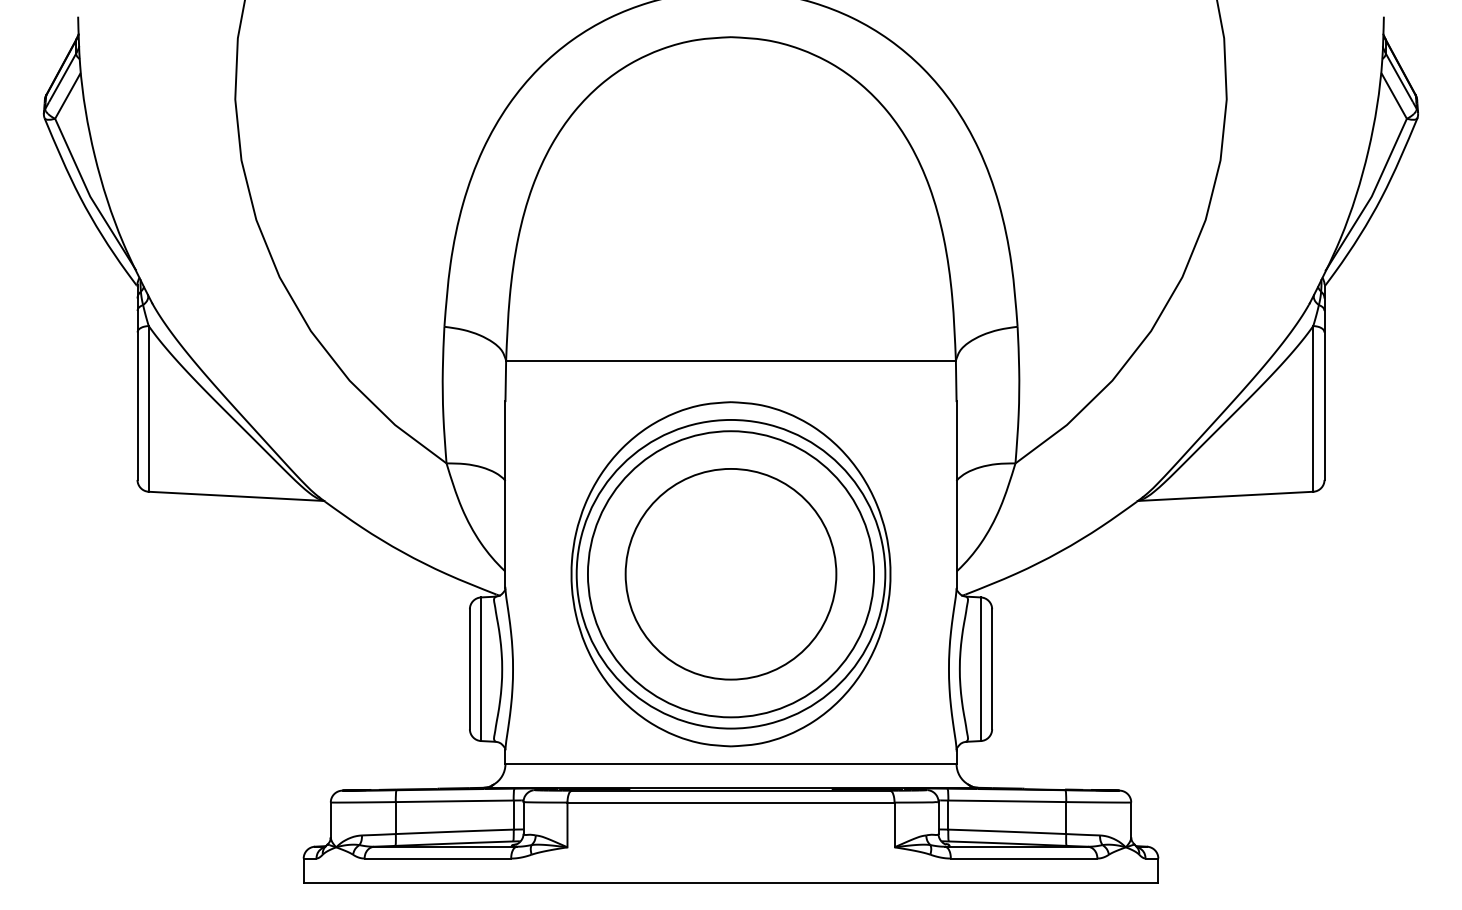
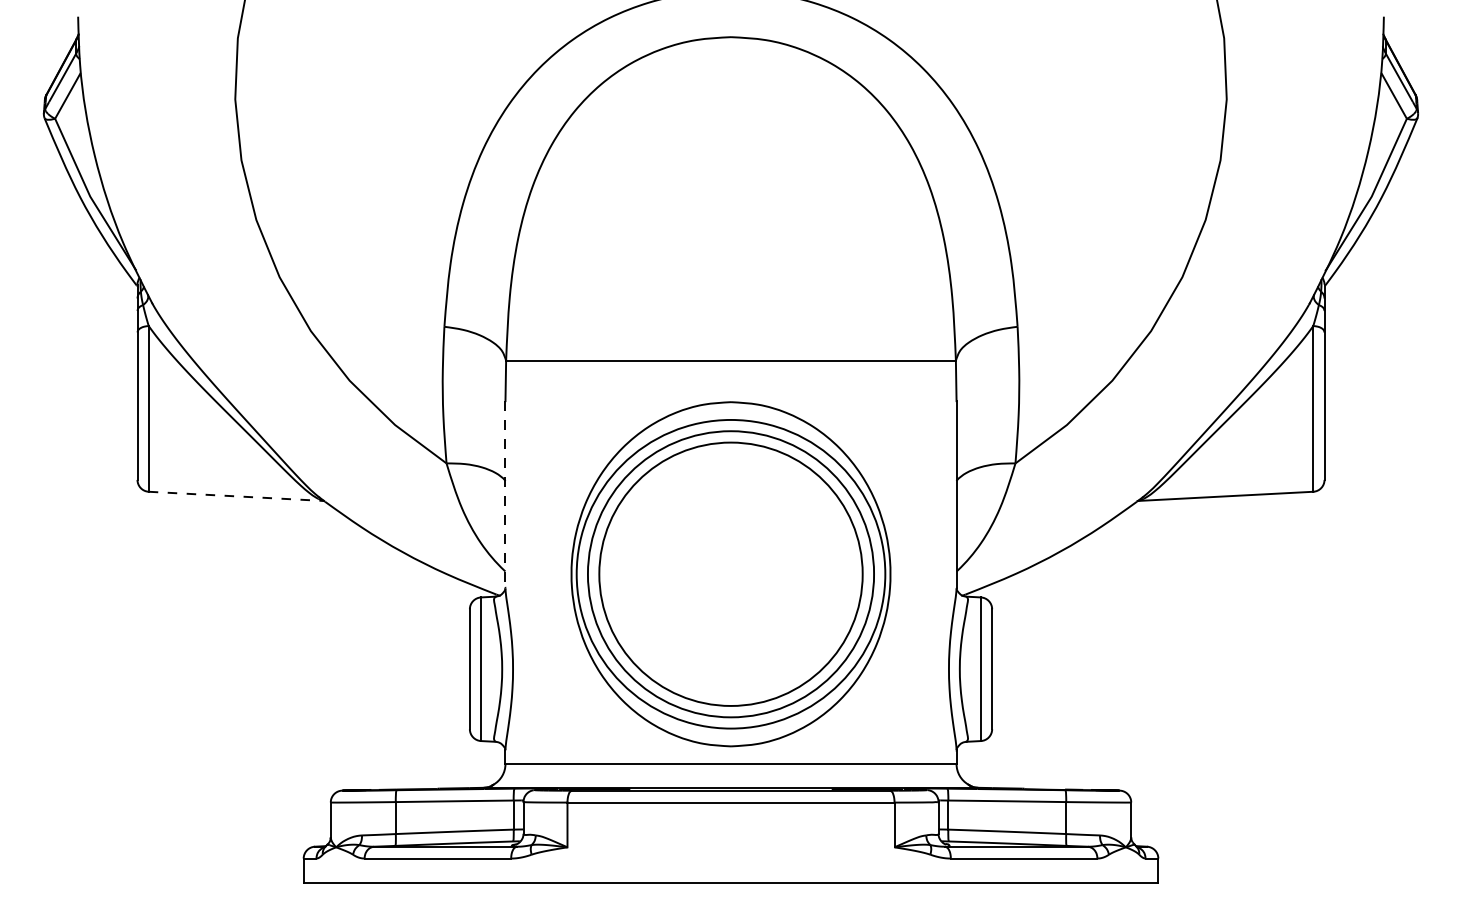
line: solid -> dashed (505, 494)
line: solid -> dashed (236, 496)
circle diameter: 211 px -> 263 px (730, 573)
